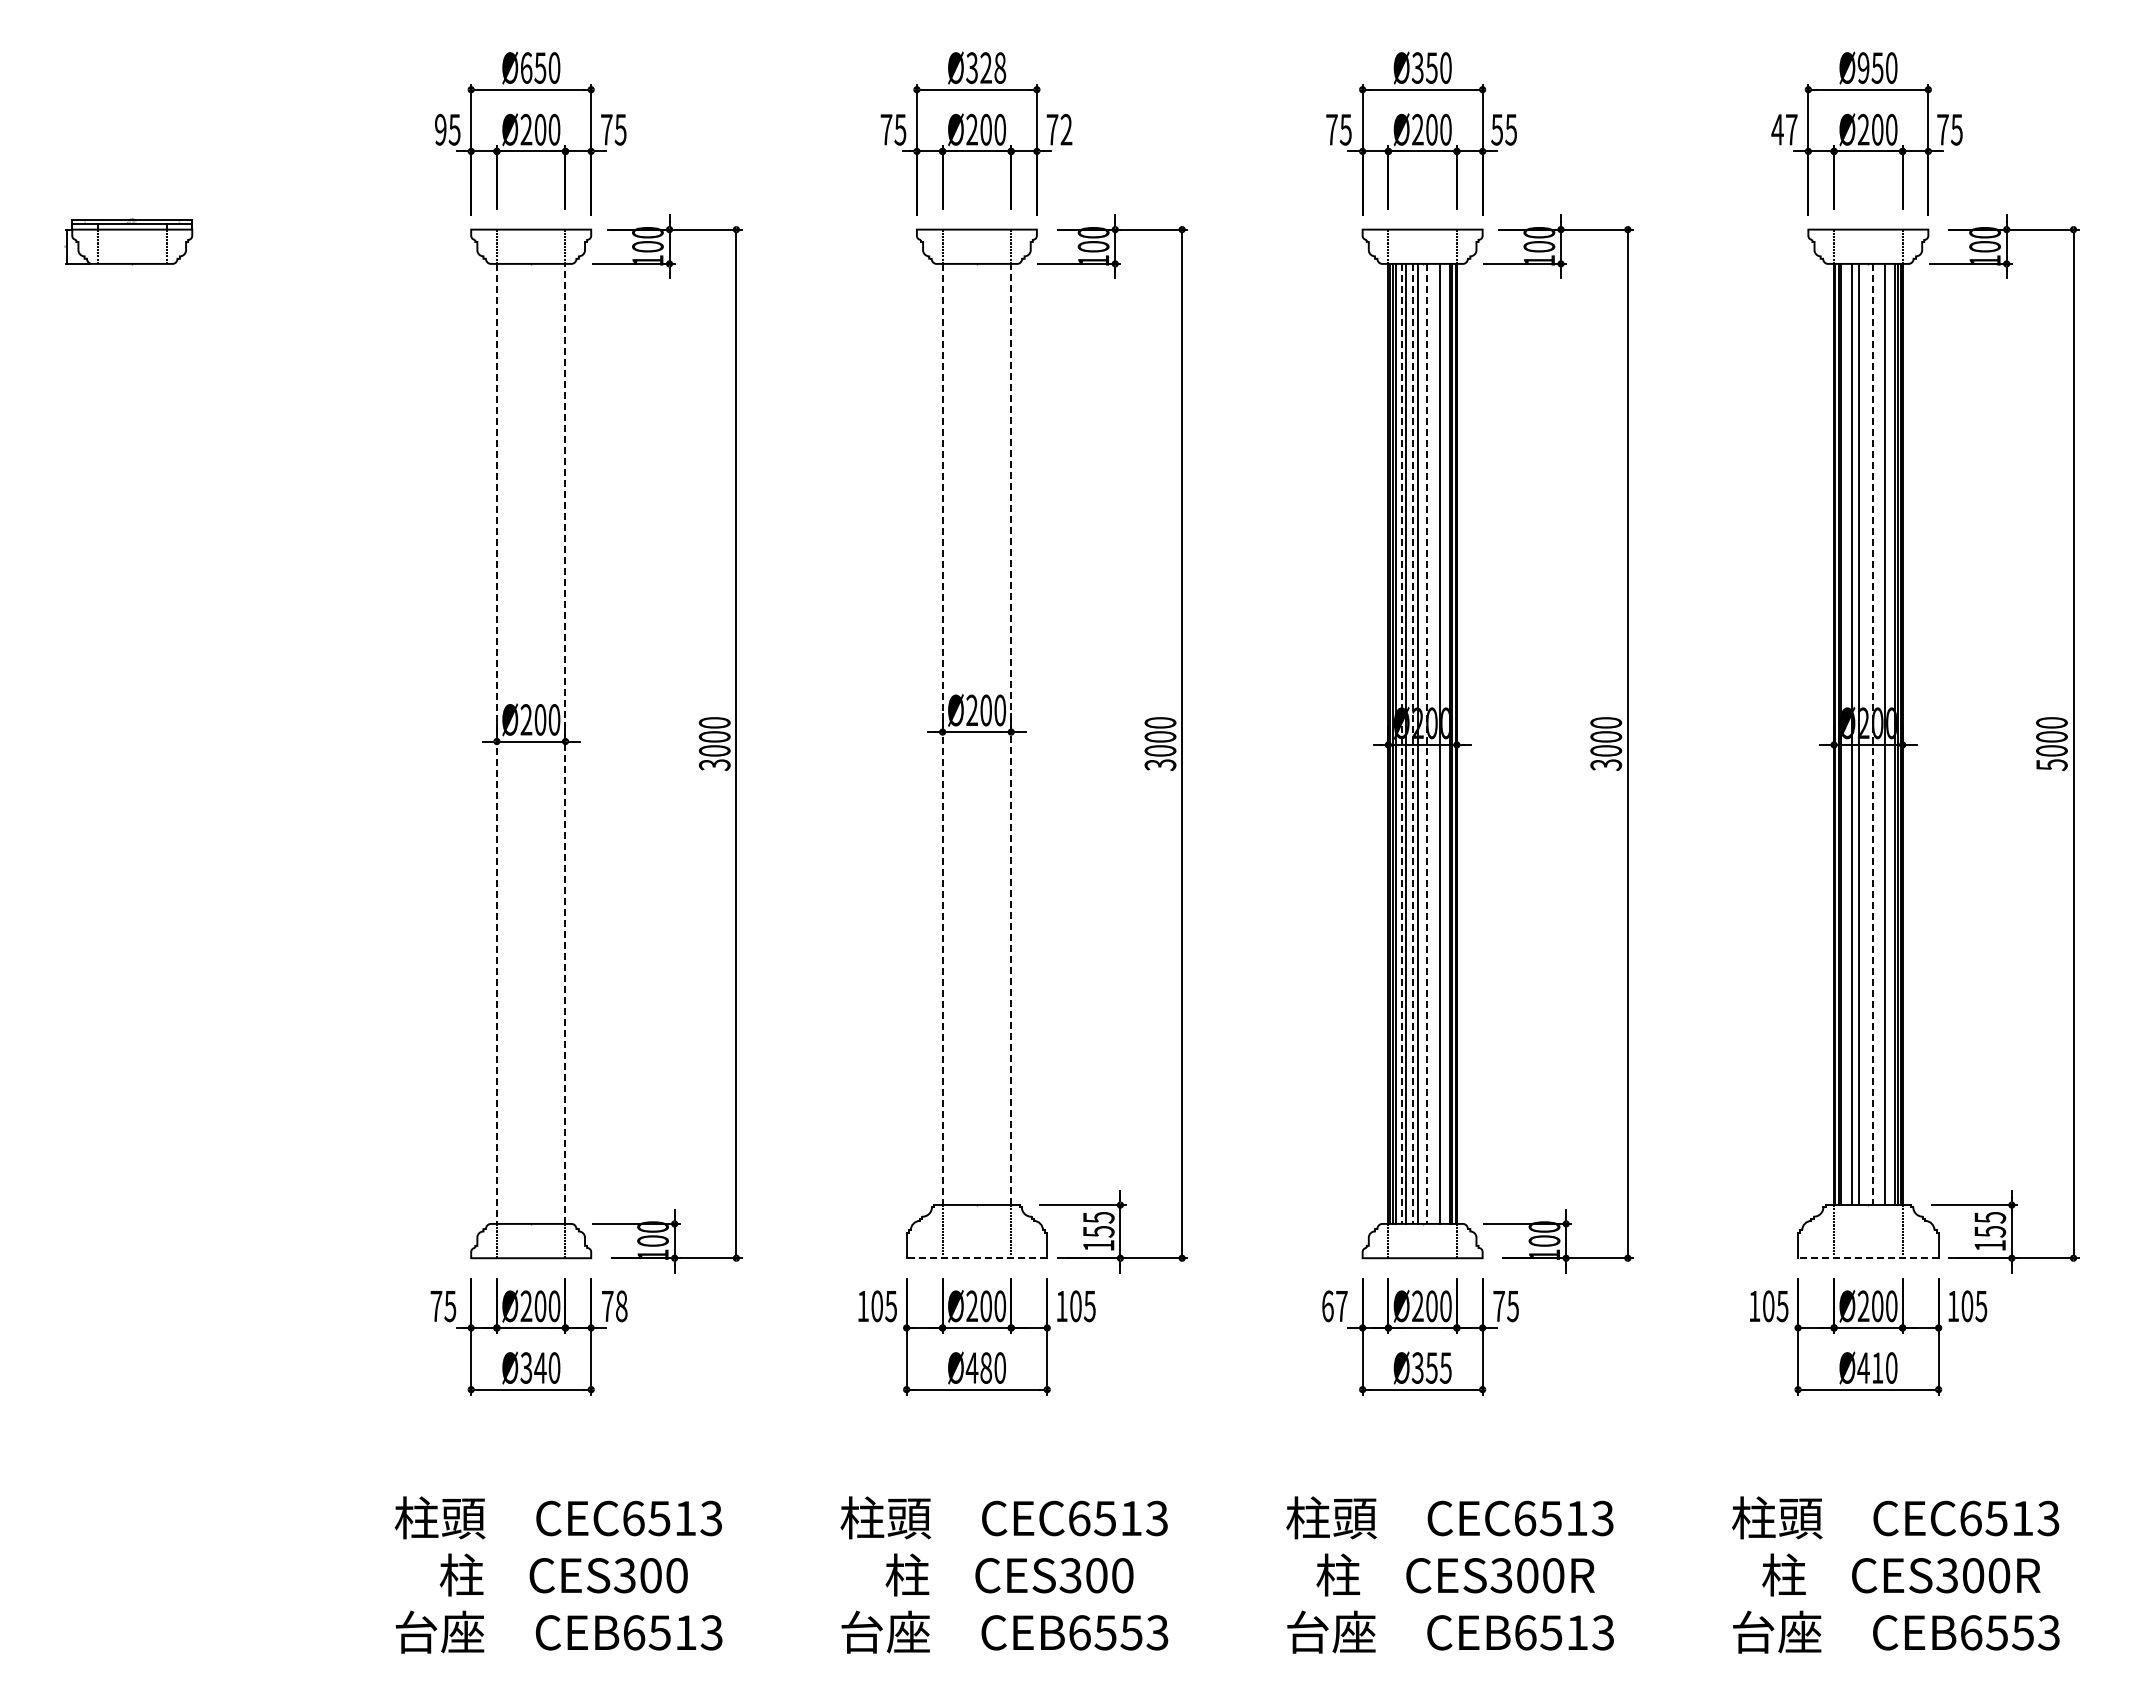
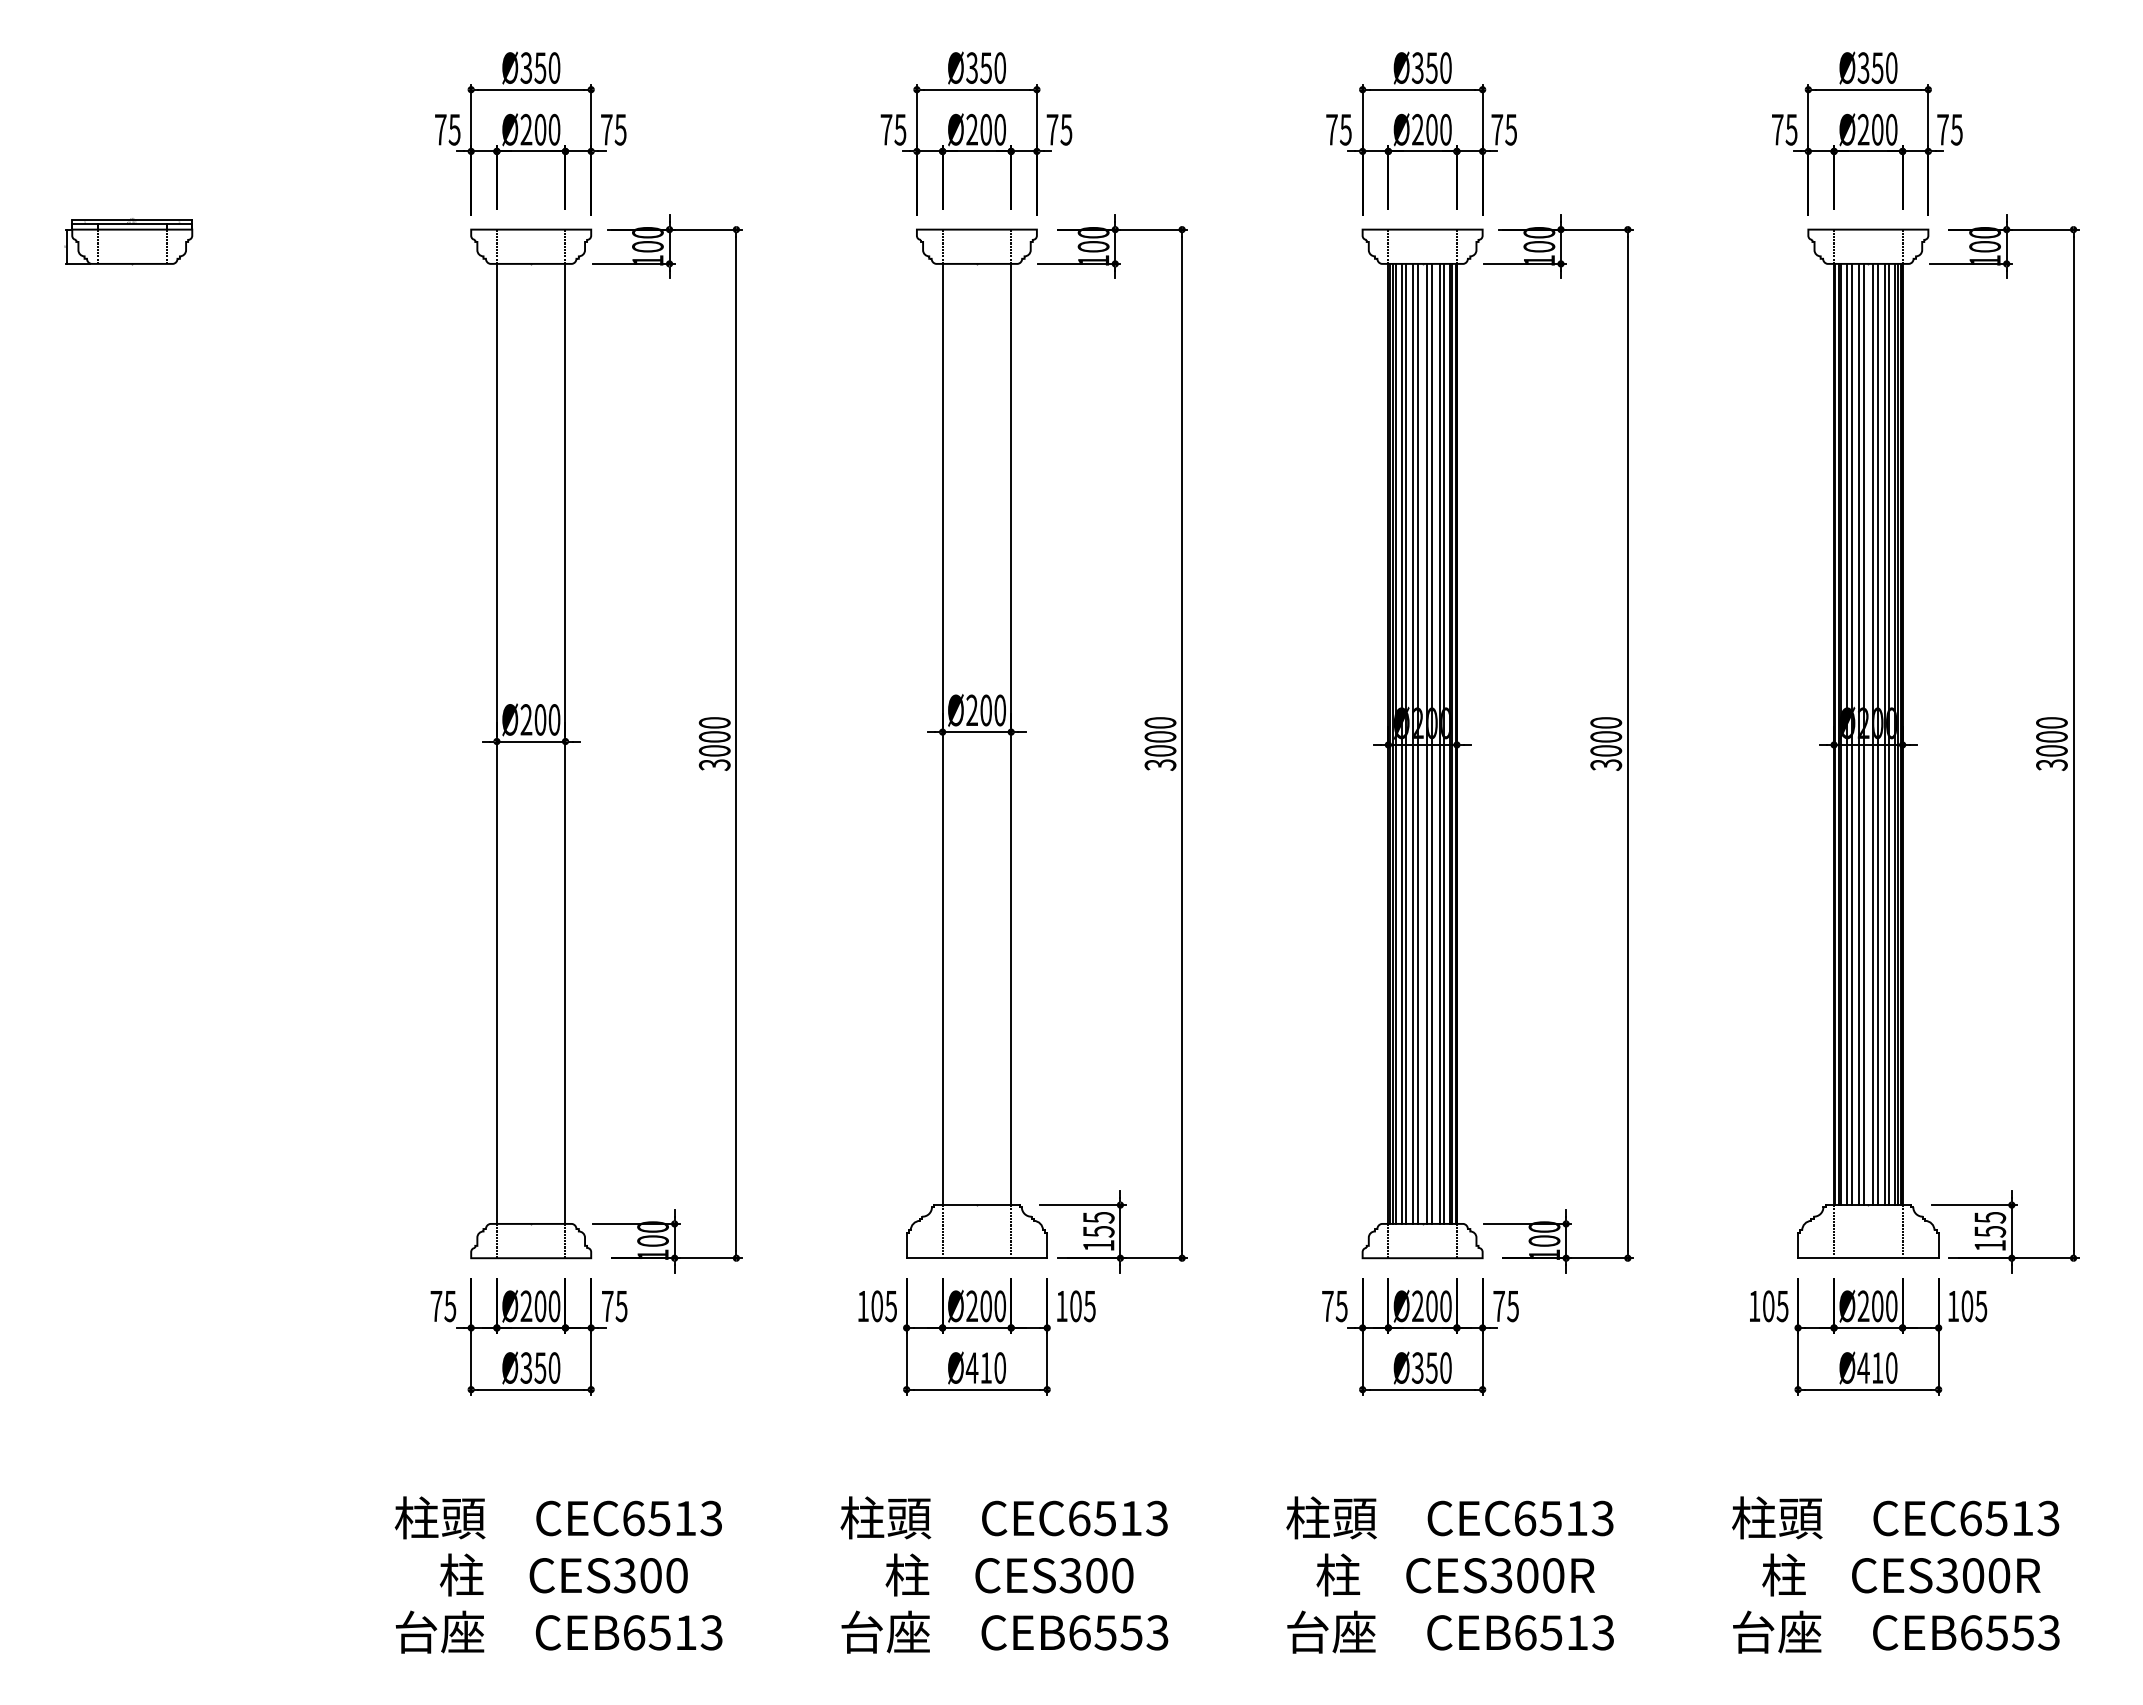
text: Ø650 -> Ø350 (526, 67)
text: Ø328 -> Ø350 (993, 67)
text: Ø950 -> Ø350 (1863, 67)
text: 95 -> 75 (440, 129)
text: 72 -> 75 (1066, 129)
text: 55 -> 75 (1497, 129)
text: 47 -> 75 (1784, 129)
line: dashed -> solid (942, 734)
line: dashed -> solid (1011, 734)
line: none -> present (1847, 734)
line: none -> present (1864, 734)
line: dashed -> solid (1872, 734)
line: none -> present (1877, 734)
line: none -> present (1889, 734)
line: dashed -> solid (565, 743)
line: none -> present (1431, 743)
line: none -> present (1443, 743)
line: dashed -> solid (496, 744)
line: dashed -> solid (1401, 744)
line: dashed -> solid (1413, 744)
line: dashed -> solid (1426, 744)
text: 5000 -> 3000 (2051, 764)
line: dashed -> solid (976, 1258)
line: dashed -> solid (1867, 1258)
text: 78 -> 75 (621, 1306)
text: 67 -> 75 (1334, 1306)
text: Ø340 -> Ø350 (540, 1367)
text: Ø480 -> Ø410 (986, 1367)
text: Ø355 -> Ø350 (1445, 1367)
